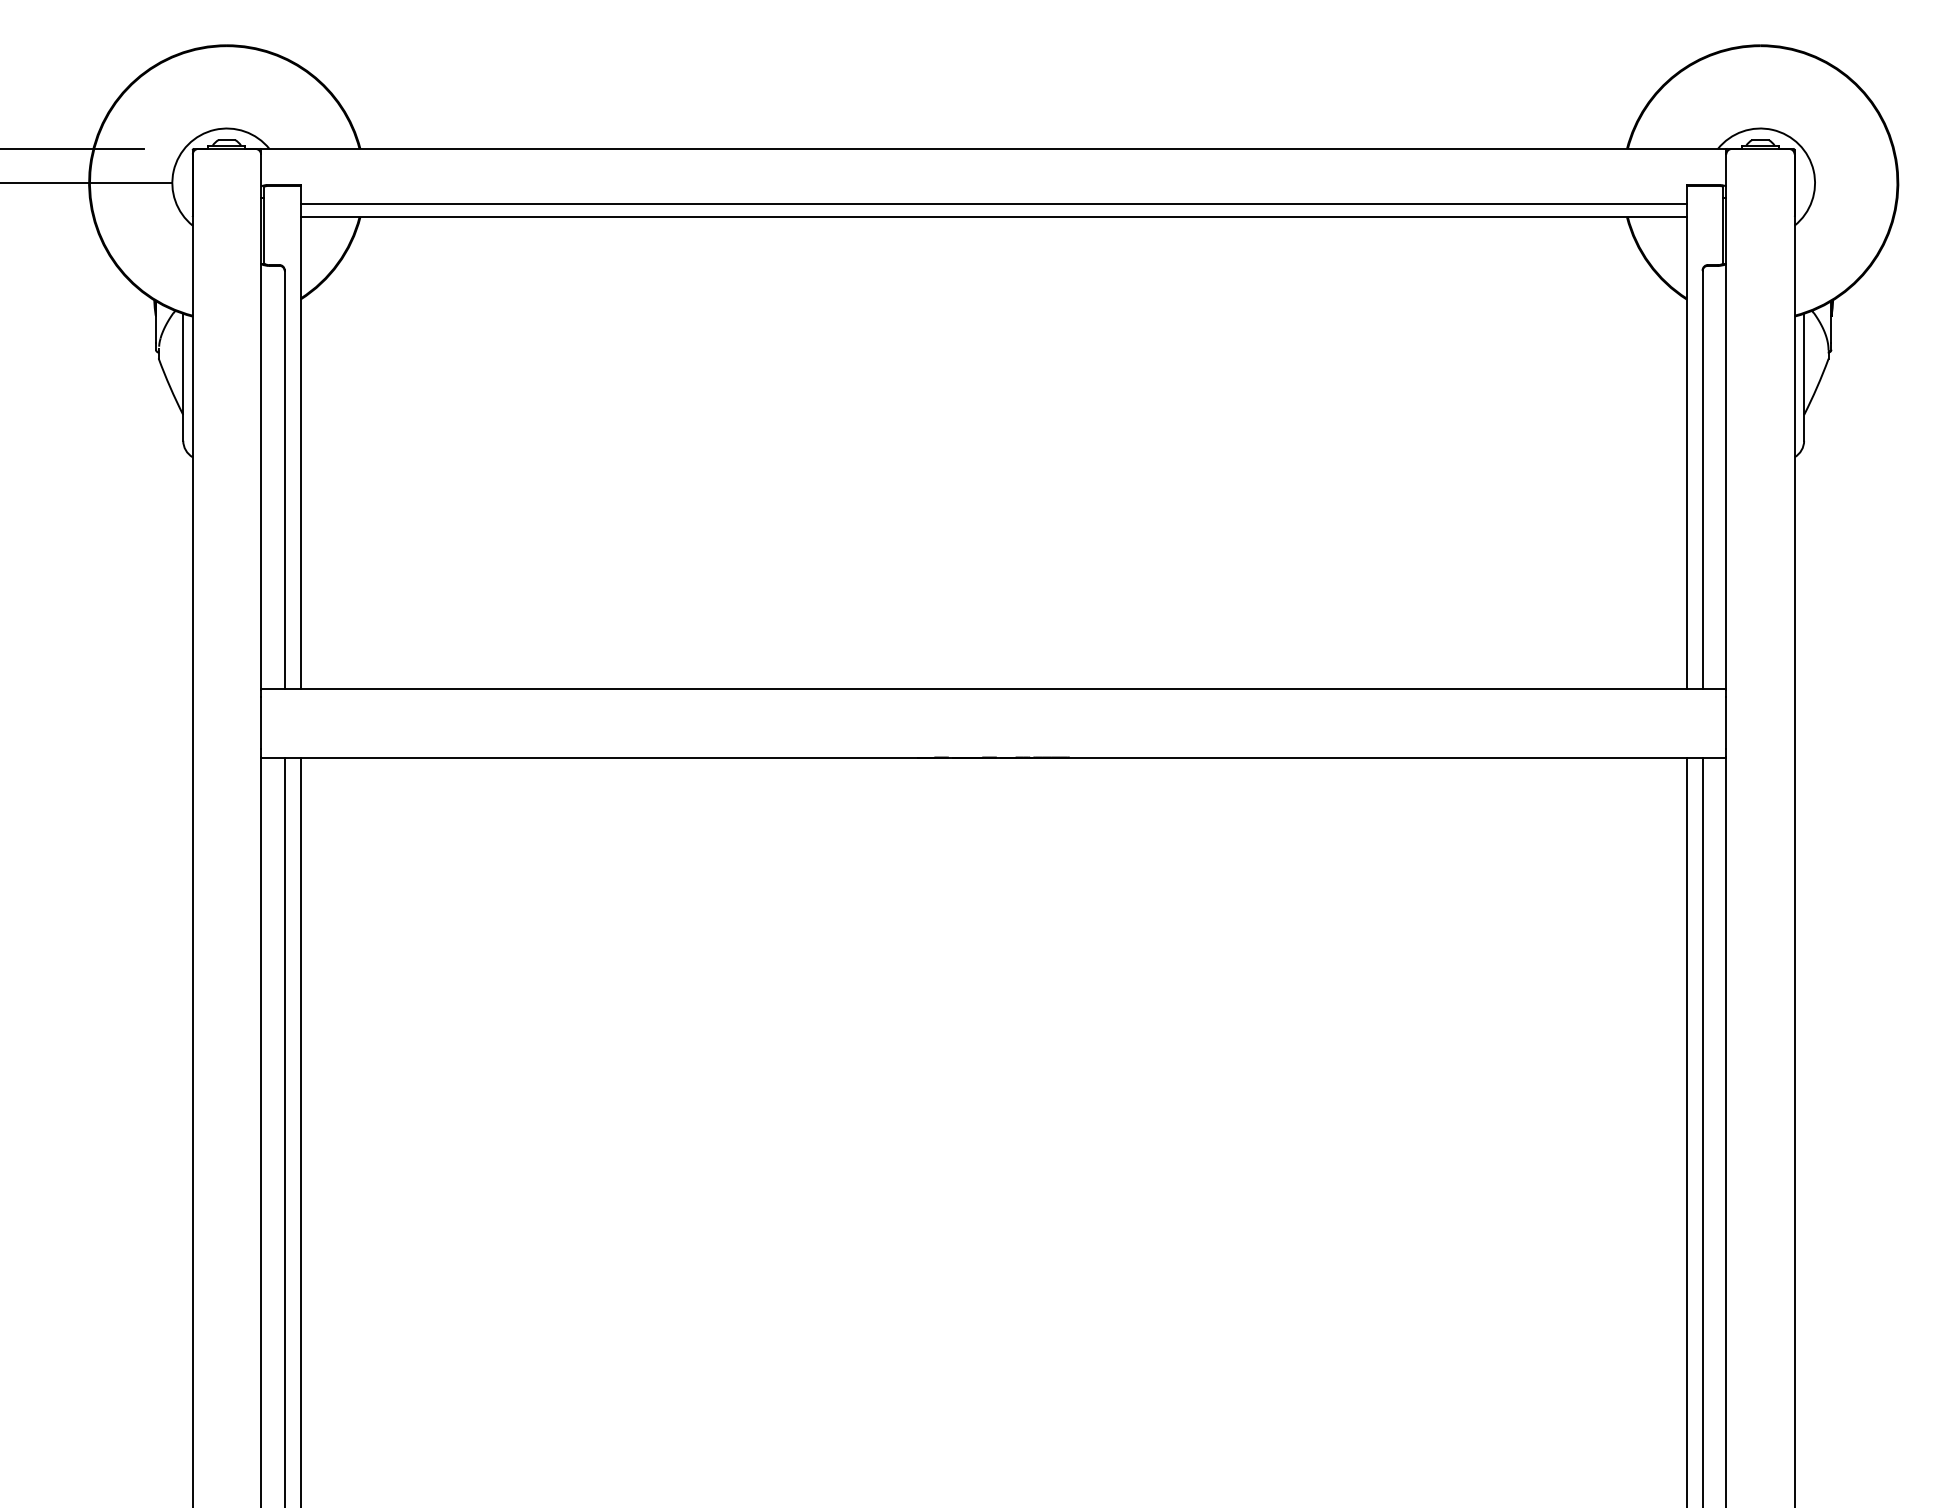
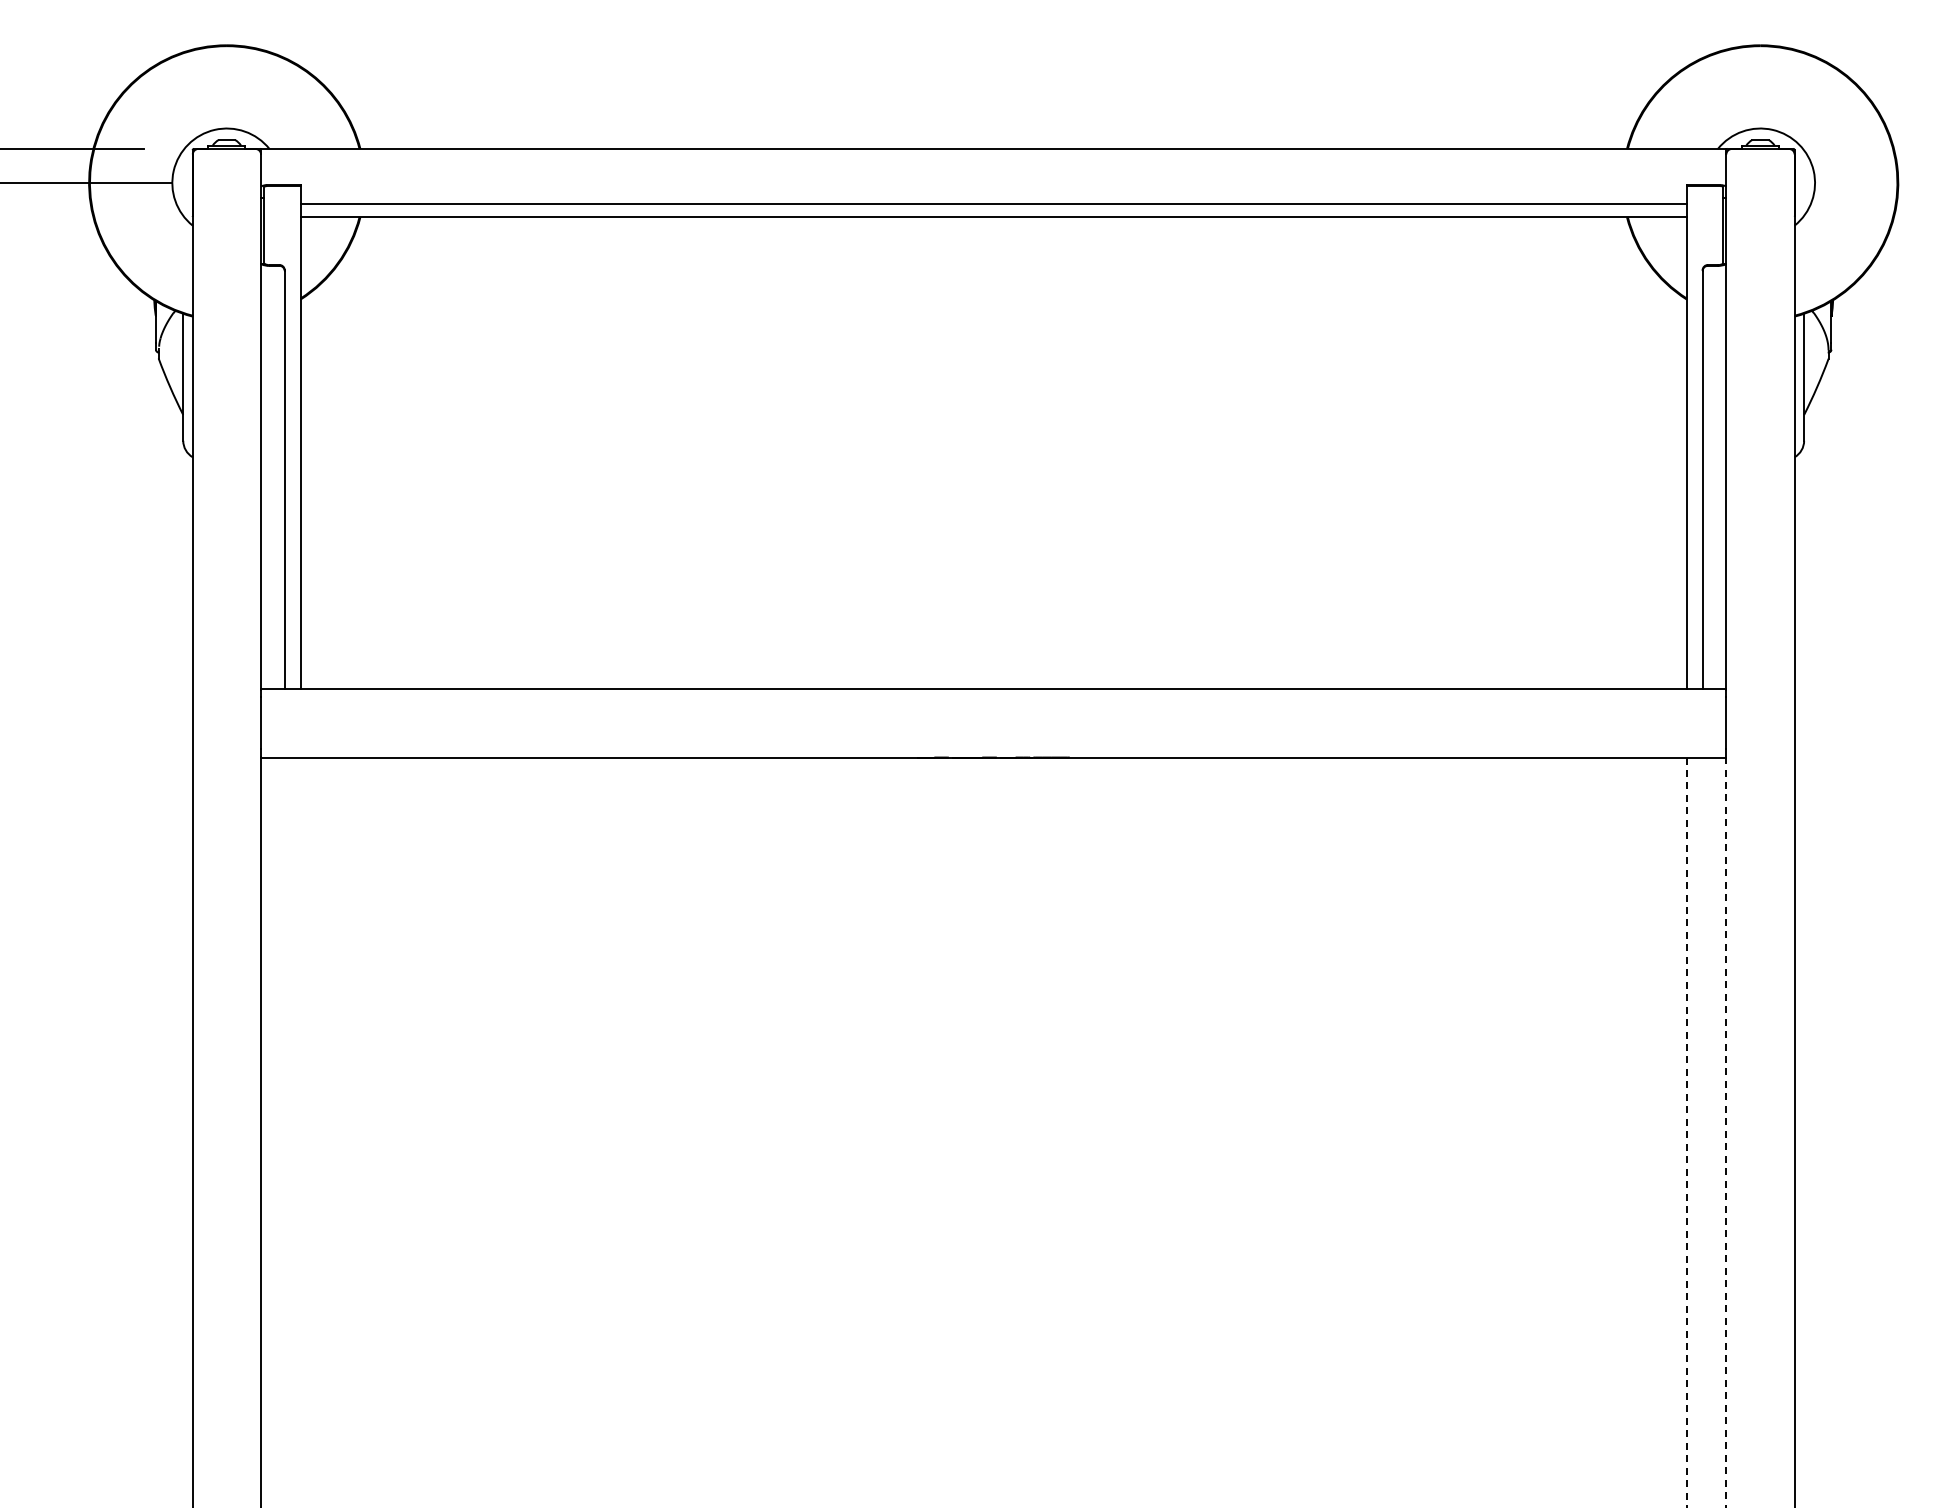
line: present -> none (284, 1130)
line: present -> none (300, 1130)
line: present -> none (1702, 1130)
line: solid -> dashed (1686, 1132)
line: solid -> dashed (1726, 1132)
